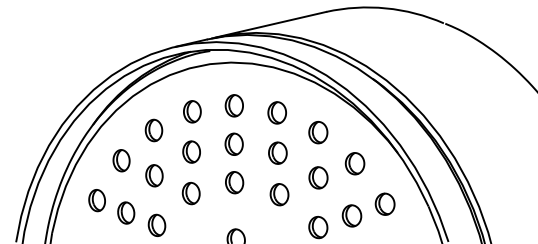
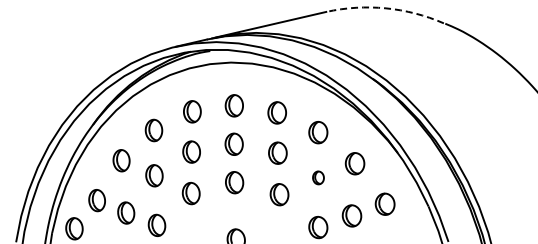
arc: solid -> dashed (385, 8)
part size: 21x24 px -> 13x16 px (318, 177)
part: none -> present (74, 228)
